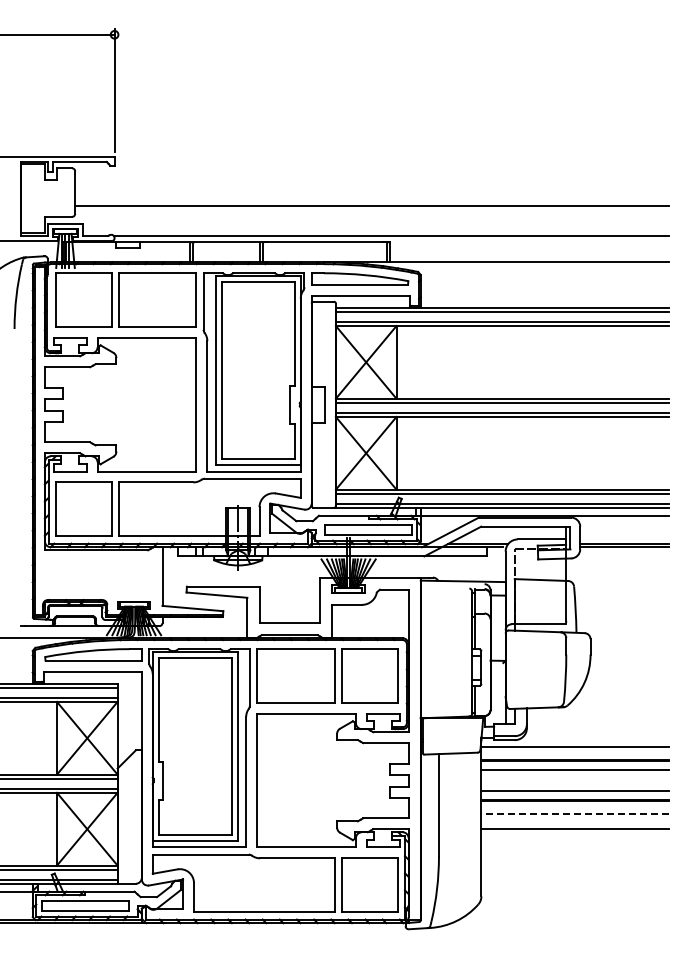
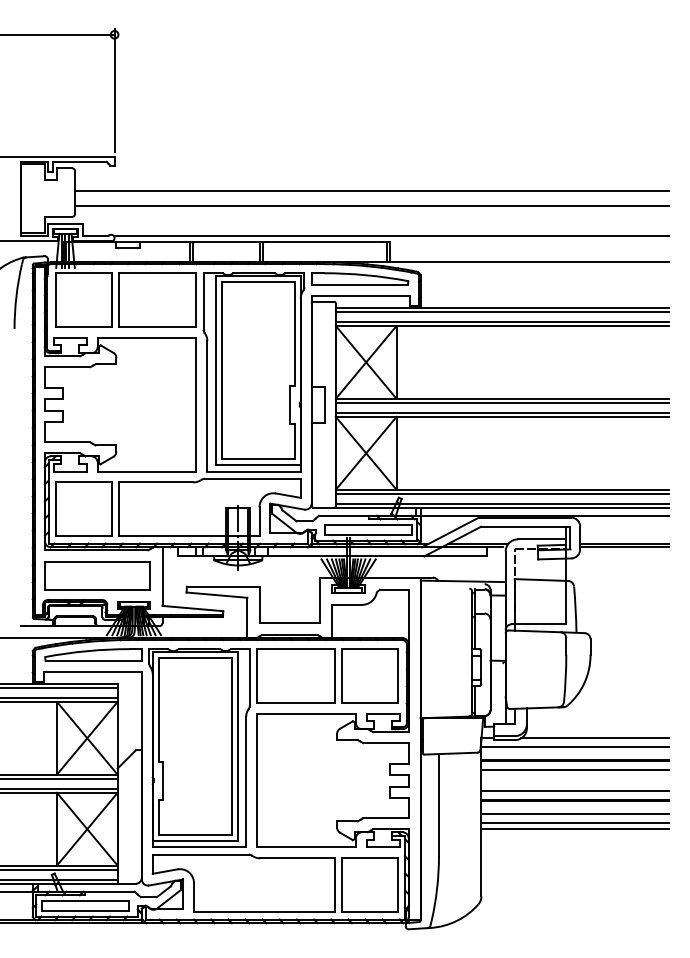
line: none -> present (372, 191)
part: none -> present (97, 575)
line: none -> present (595, 738)
line: dashed -> solid (575, 814)
line: none -> present (575, 823)
